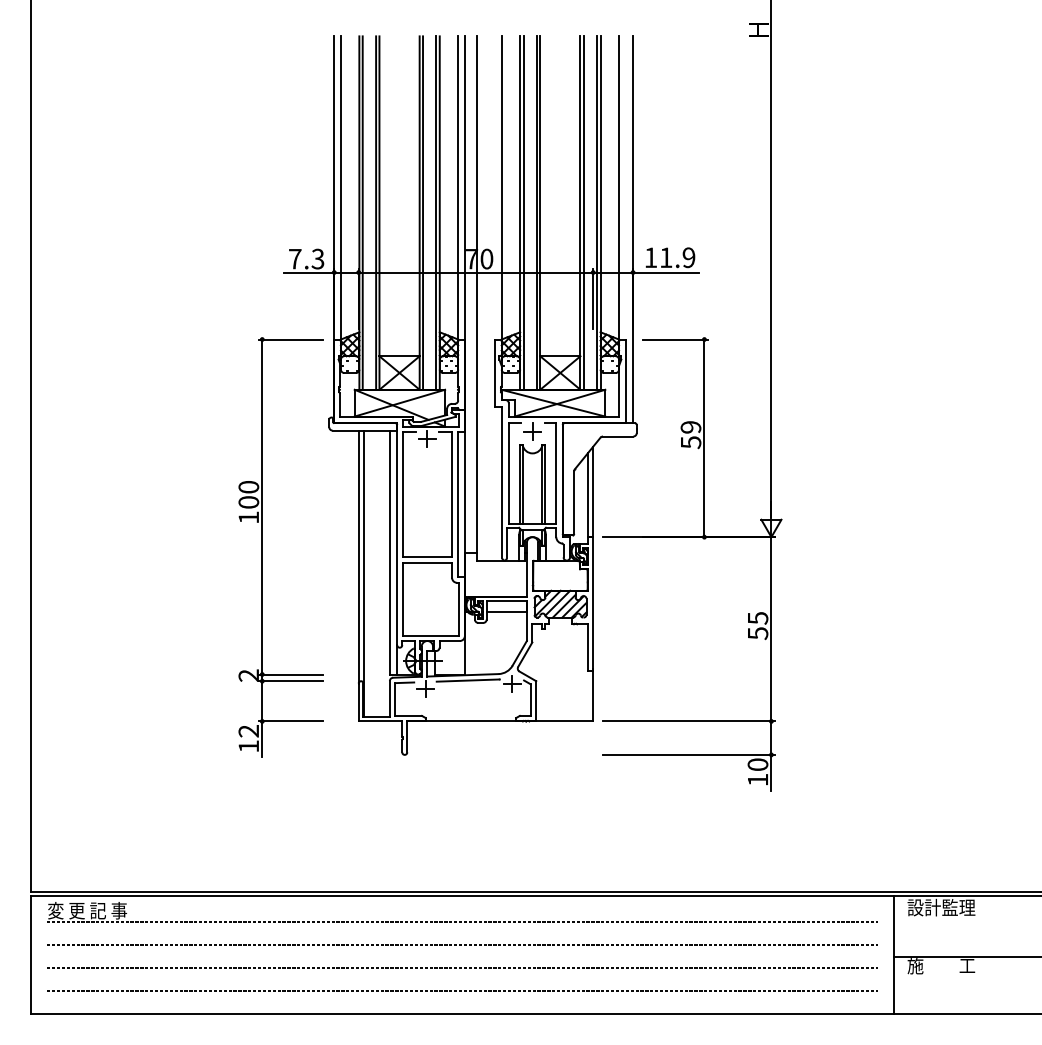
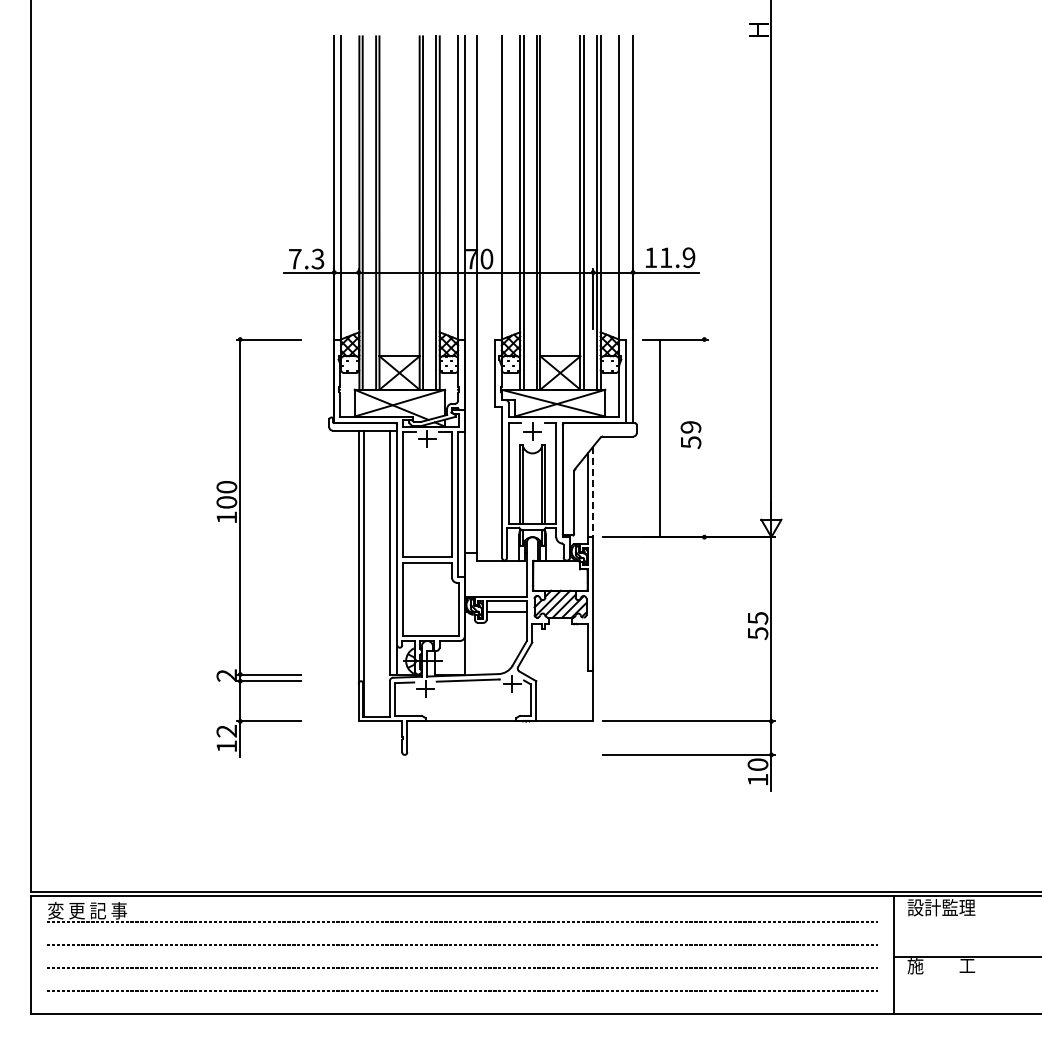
line position: (704, 438) -> (660, 438) (660, 438)
line: solid -> dashed (593, 492)
part position: (262, 547) -> (240, 547) (240, 547)
